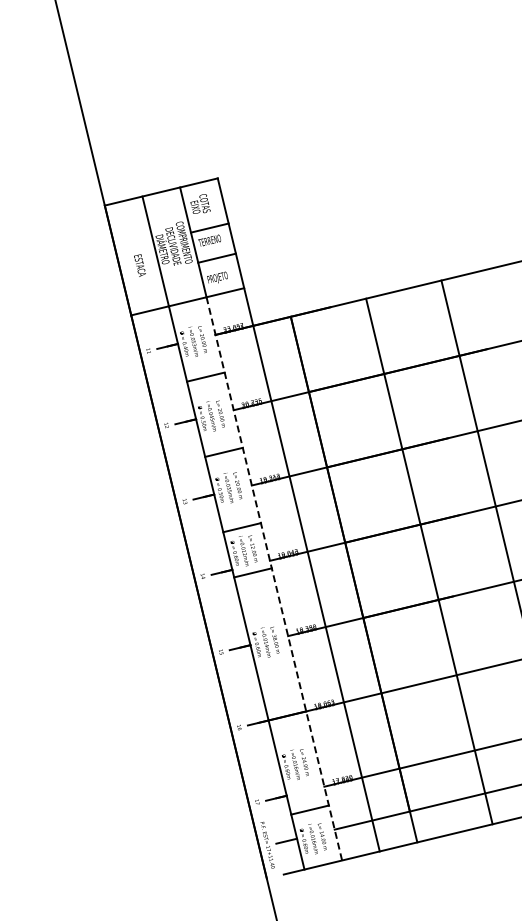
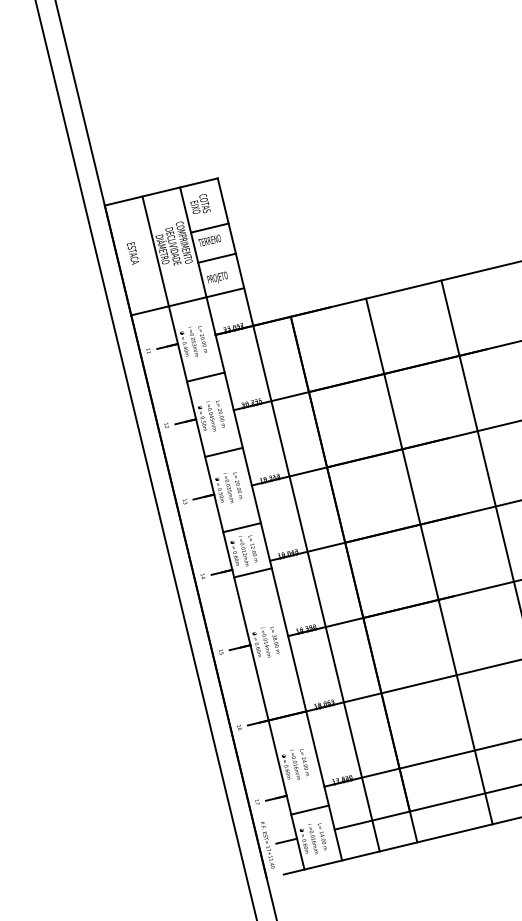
text position: (139, 265) -> (132, 253) (132, 253)
line: none -> present (146, 459)
line: dashed -> solid (274, 578)
